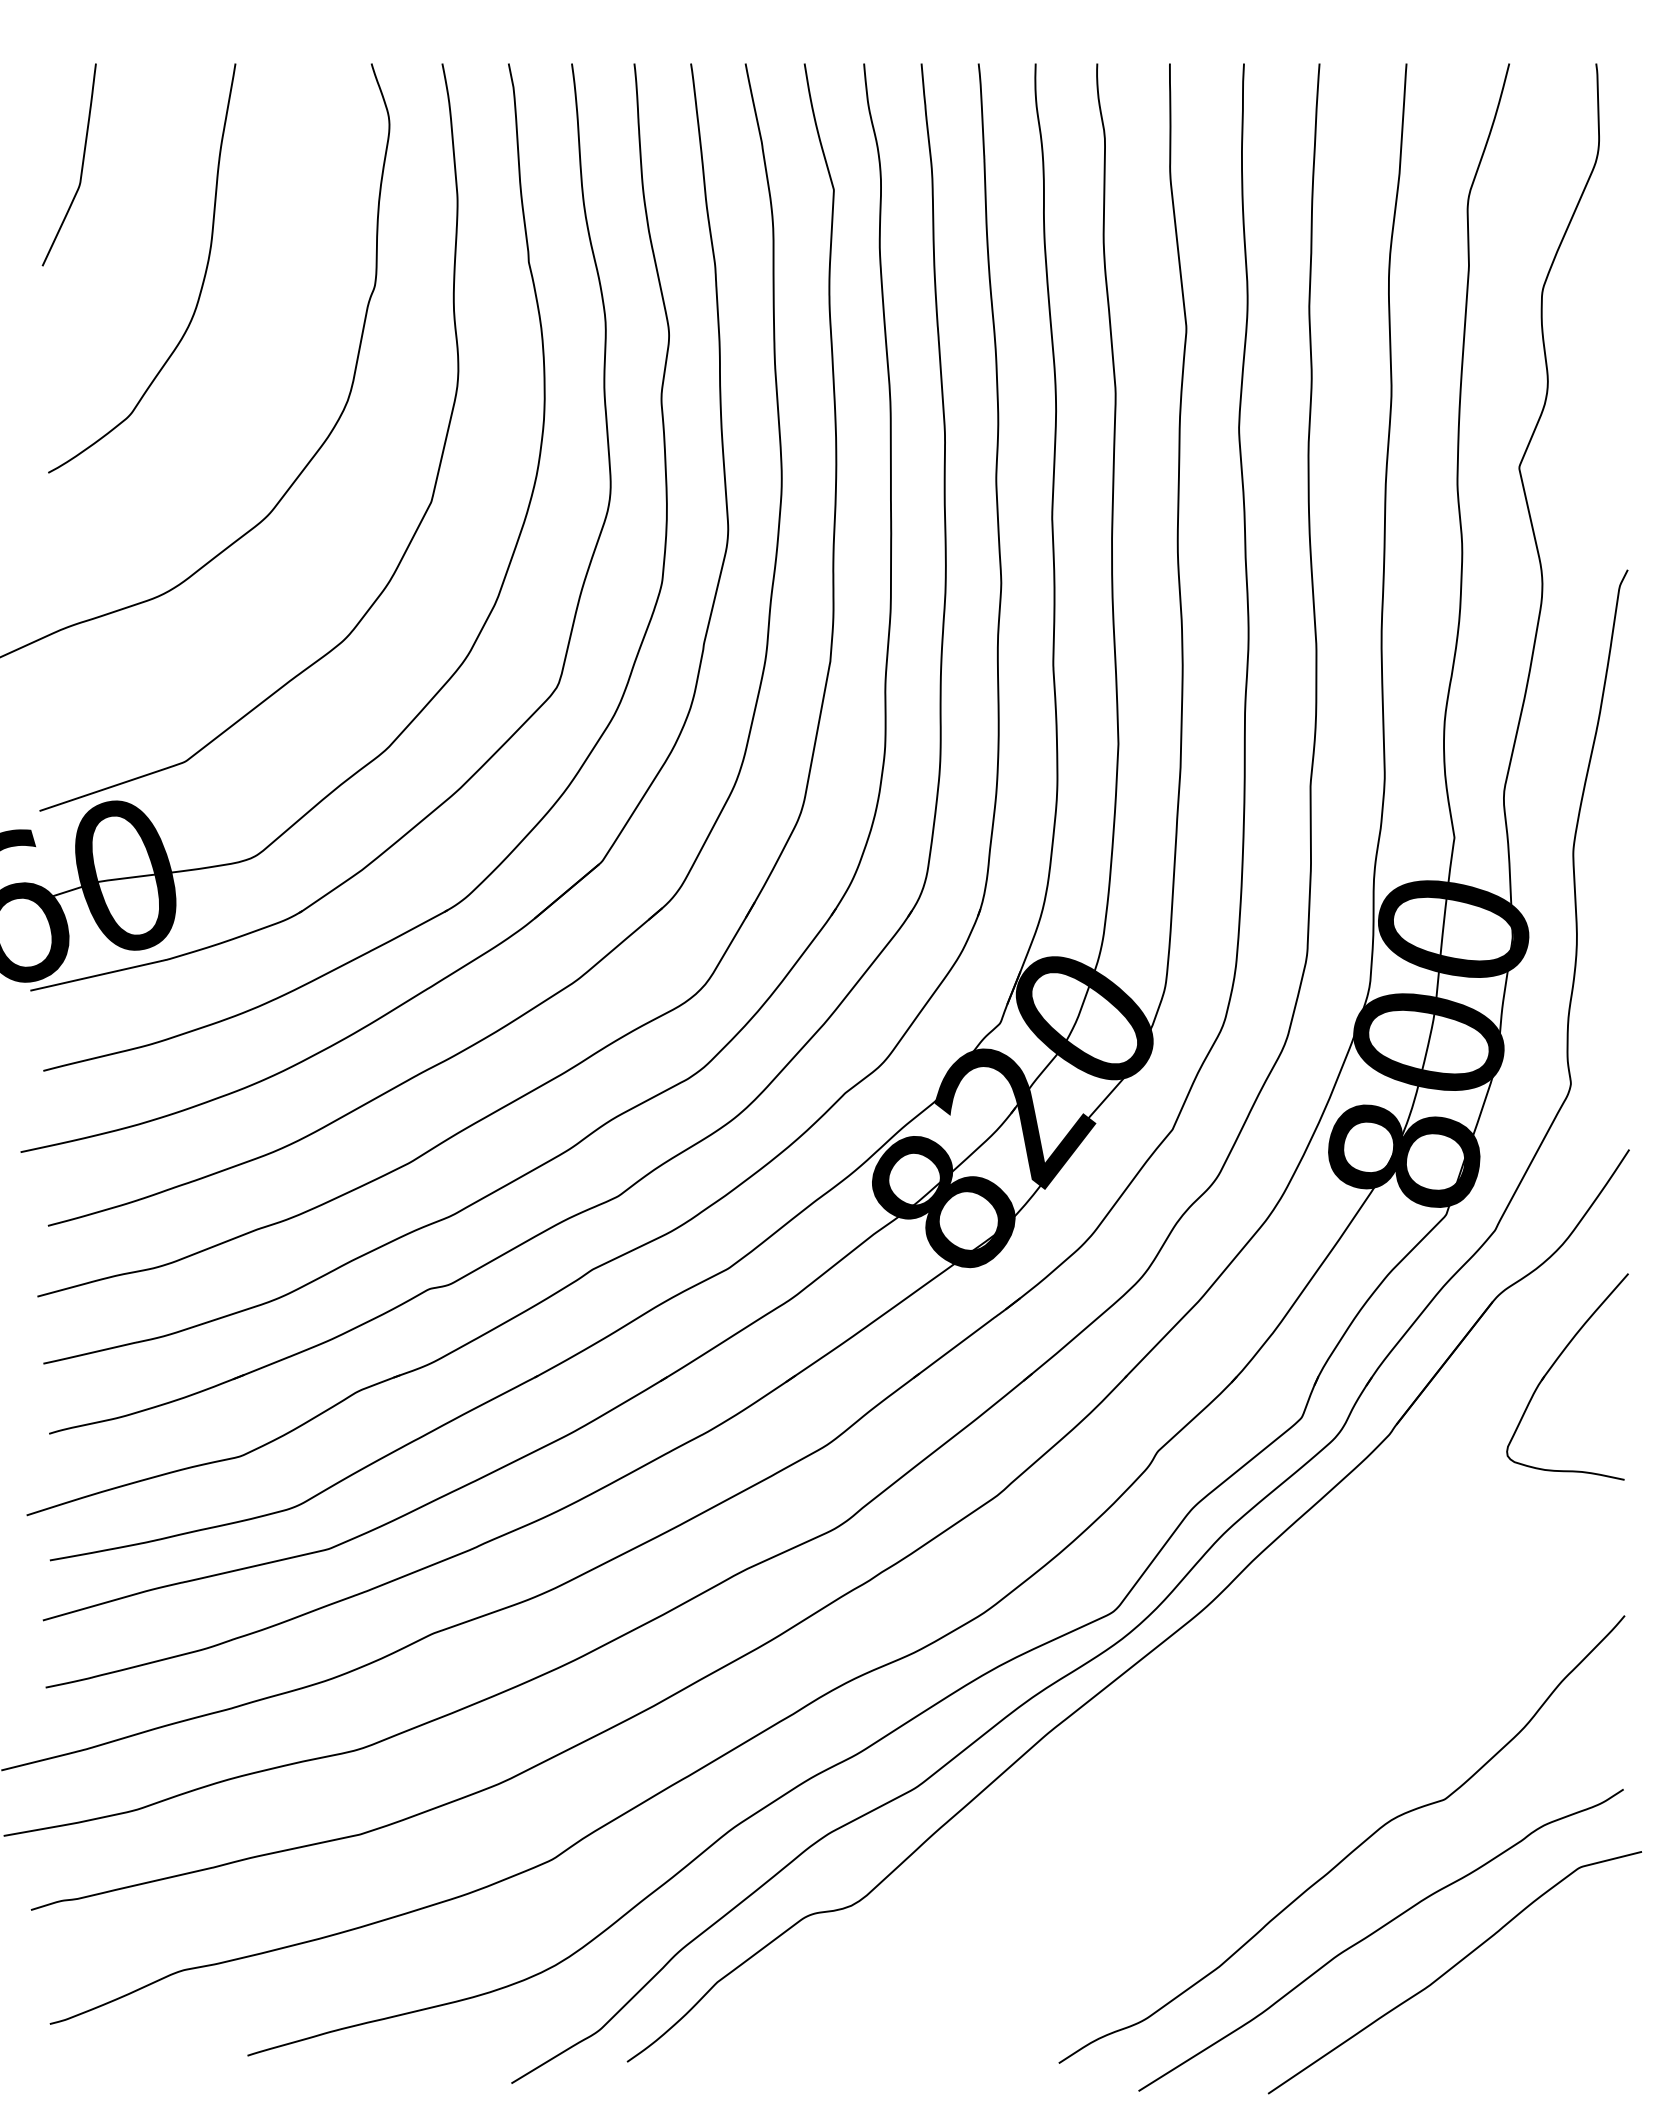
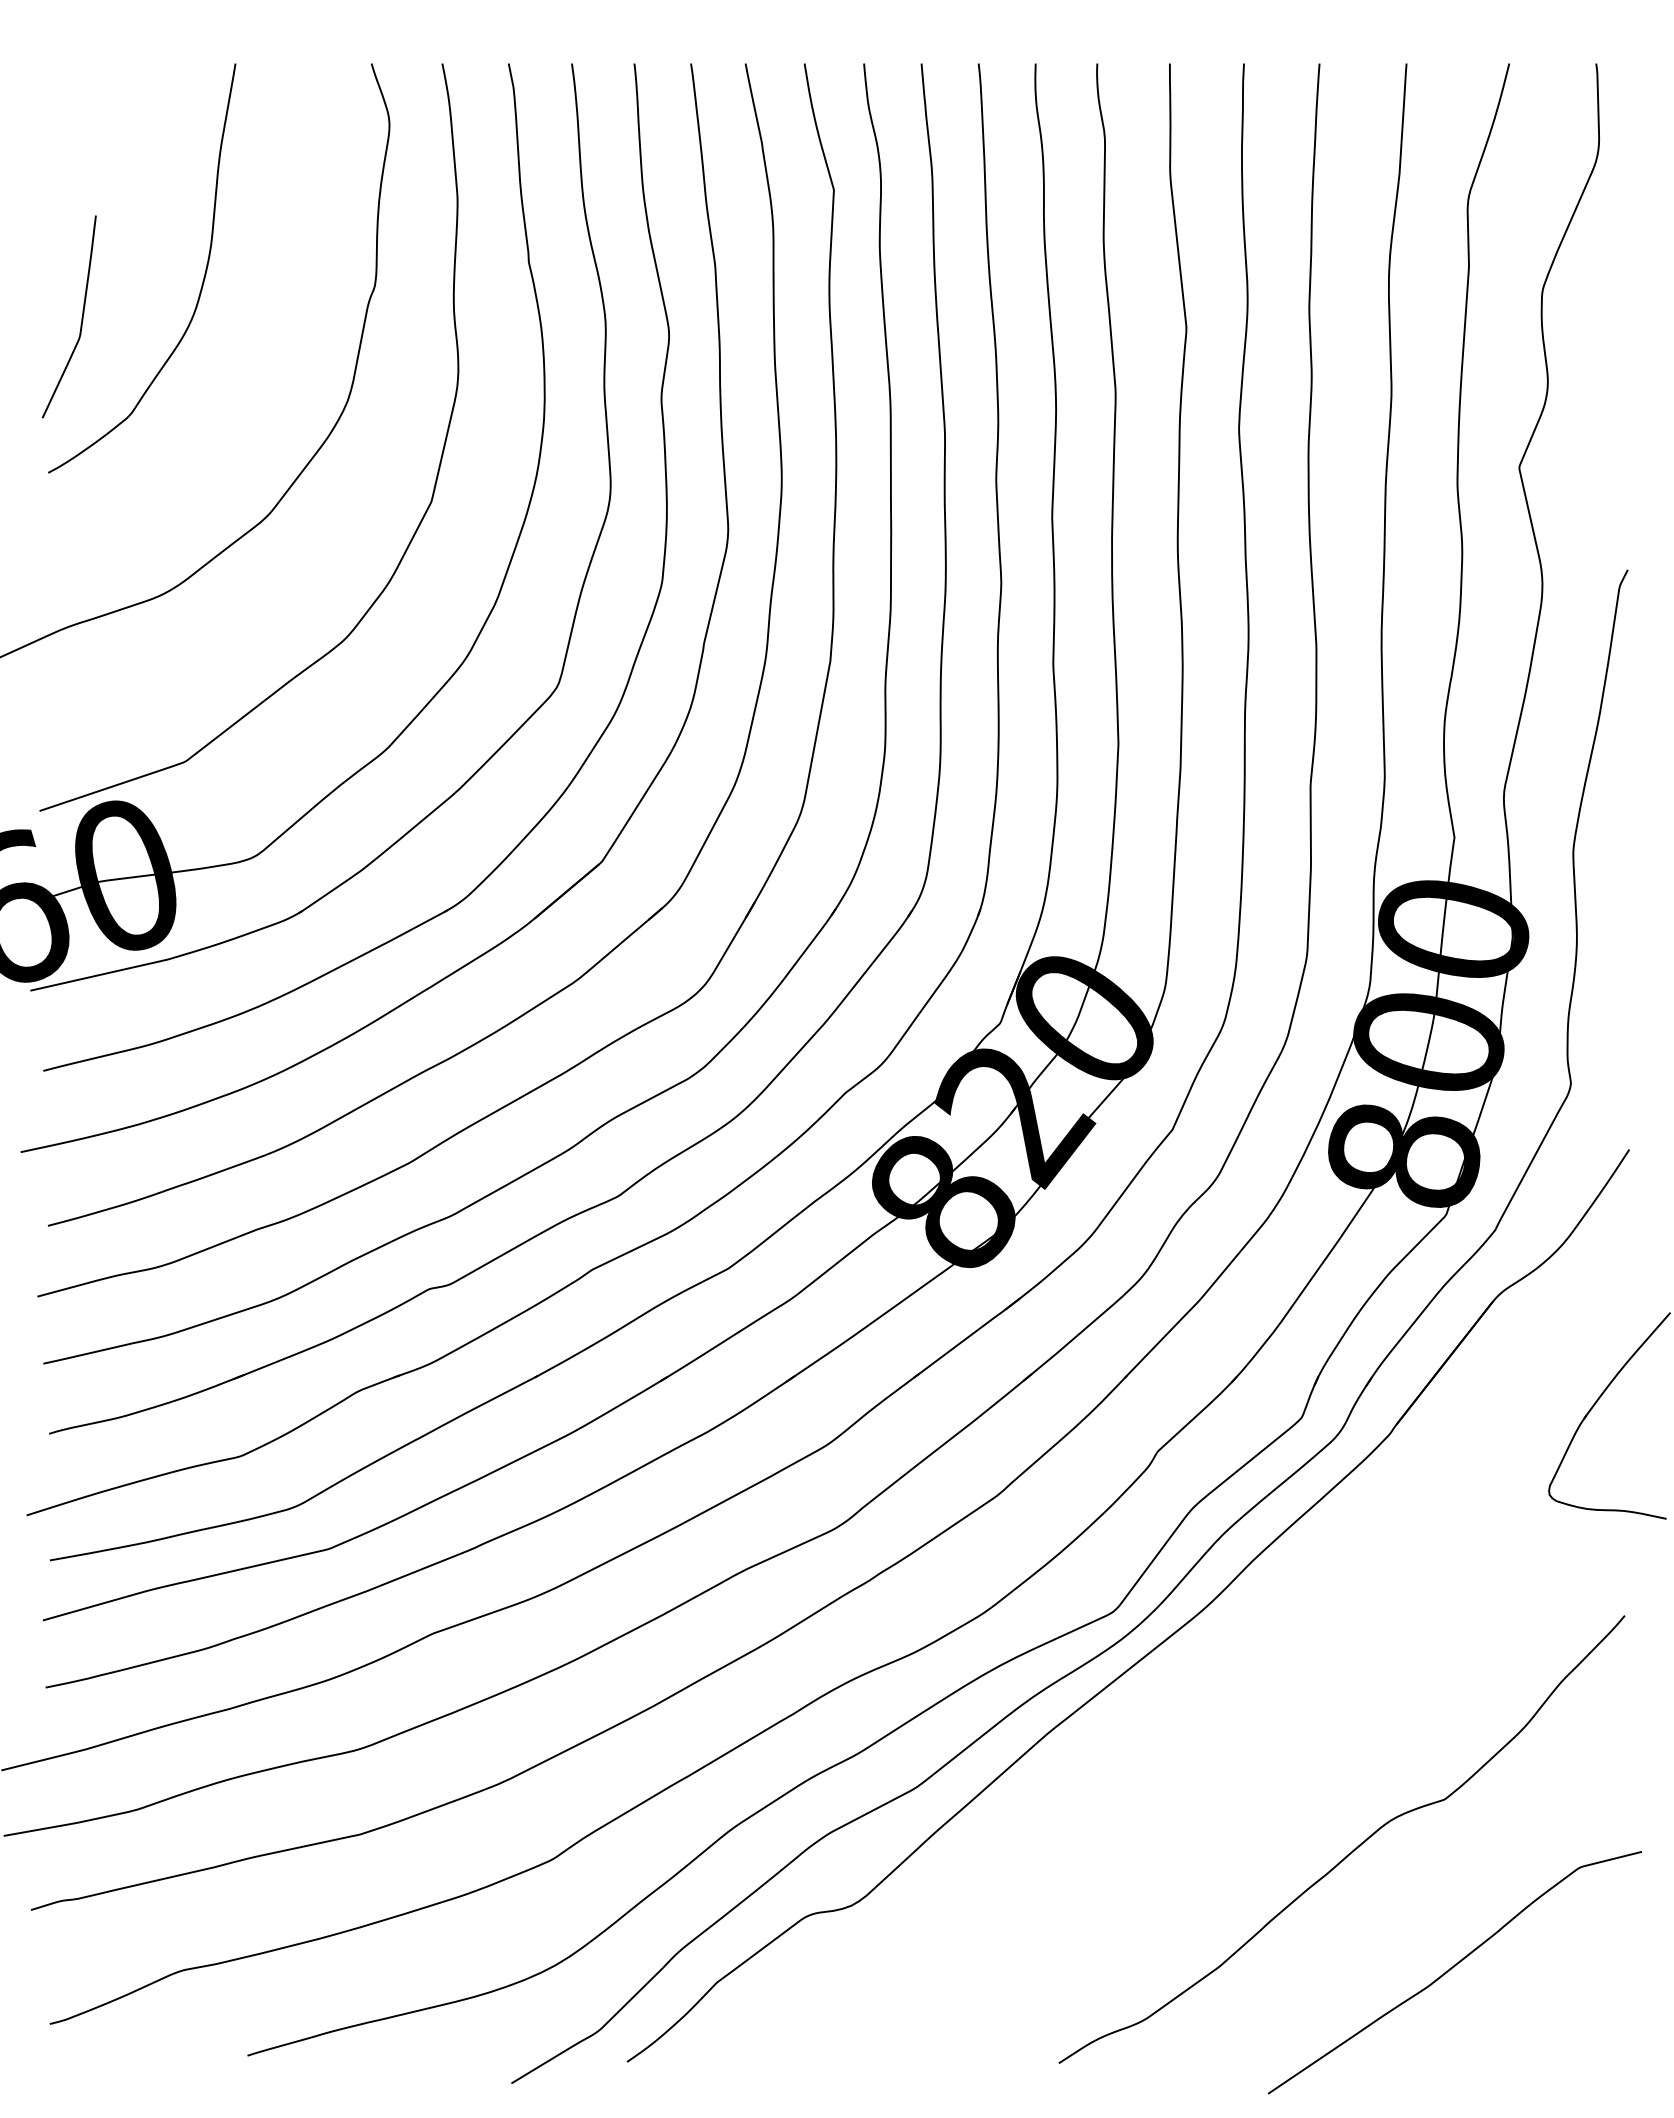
curve position: (81, 165) -> (81, 317) (81, 317)
part position: (1552, 1367) -> (1594, 1406) (1594, 1406)
curve: present -> none (1376, 1932)
